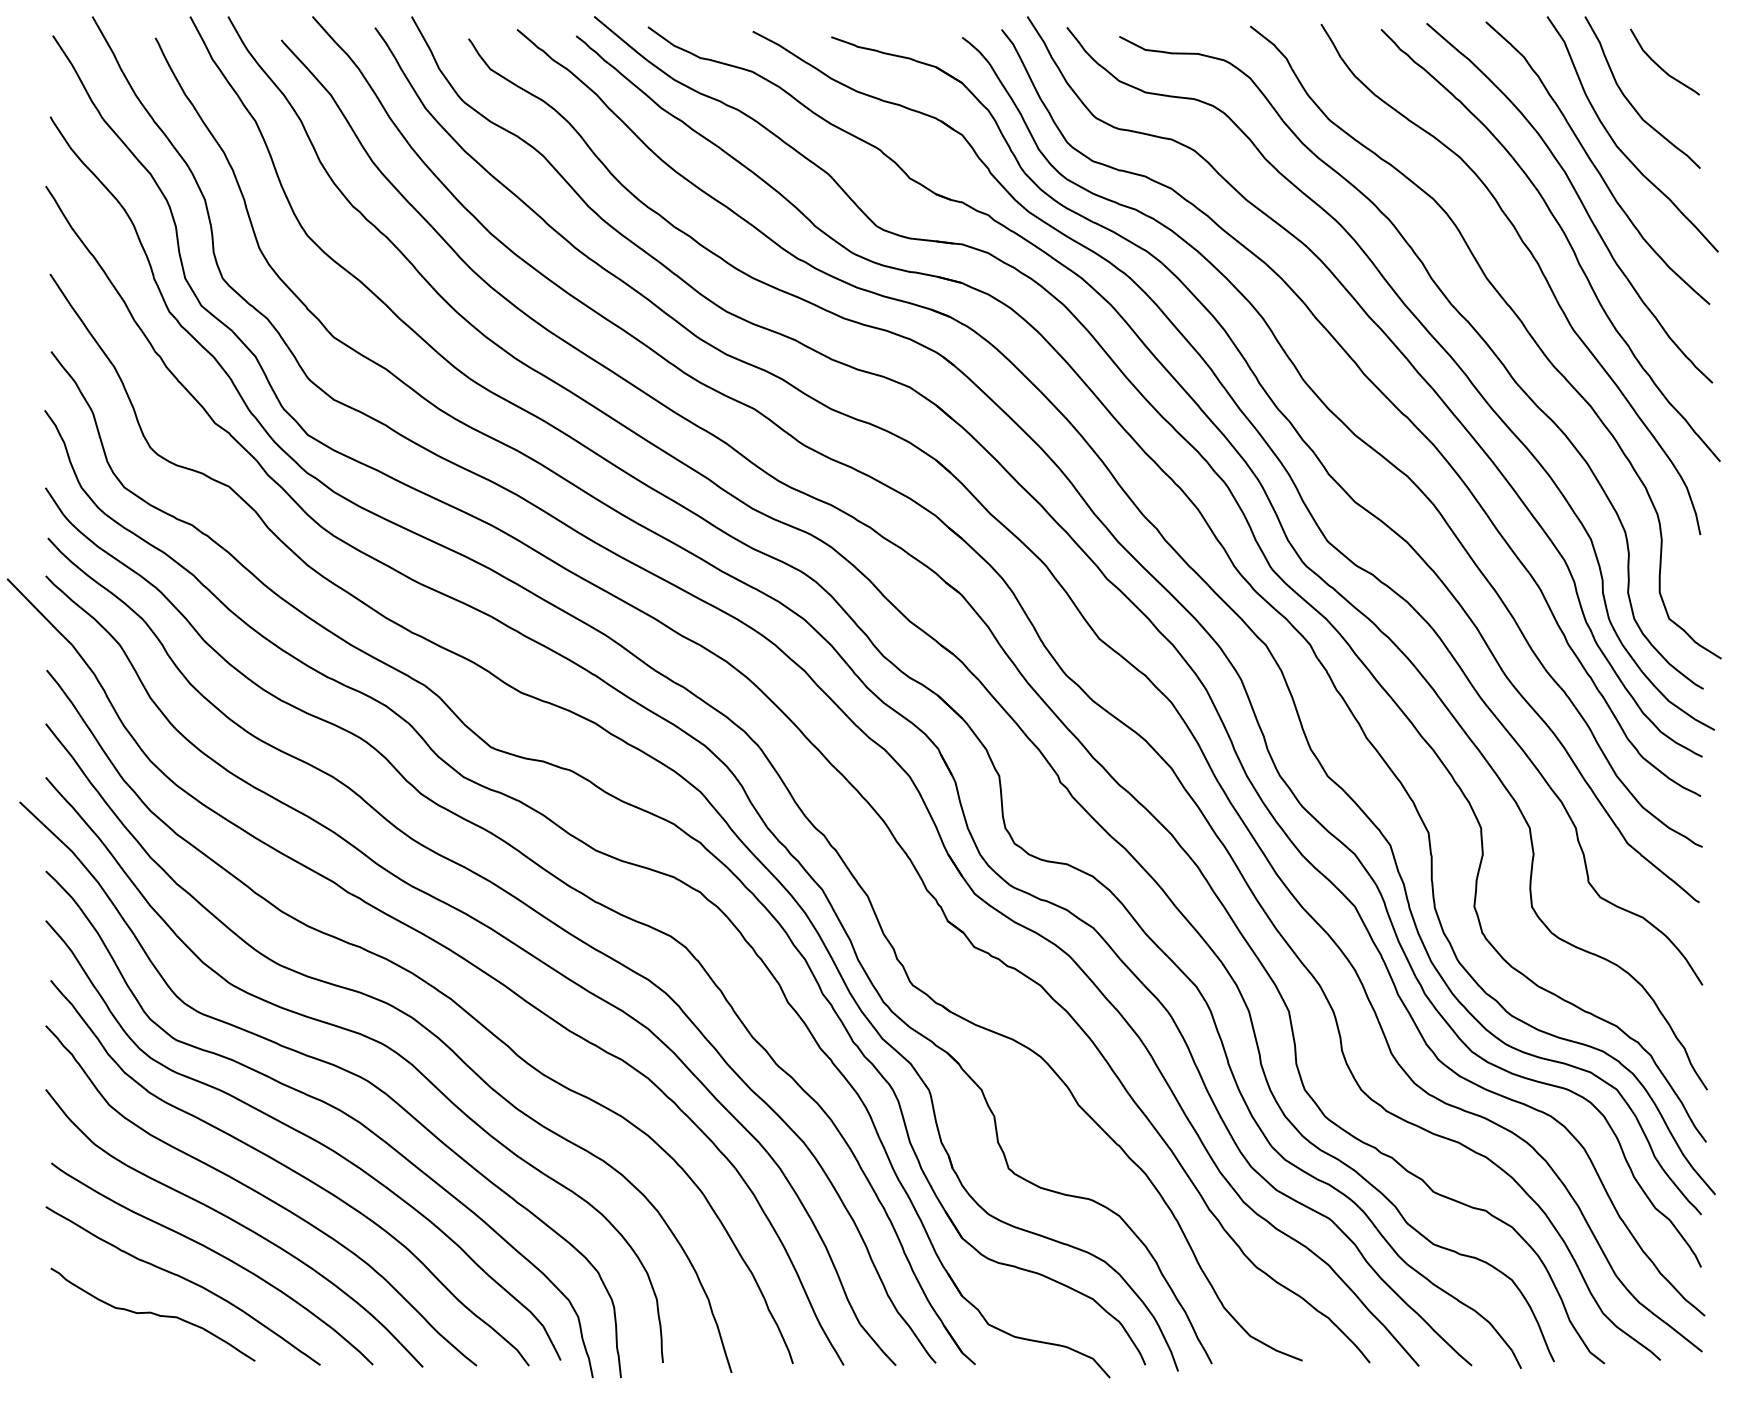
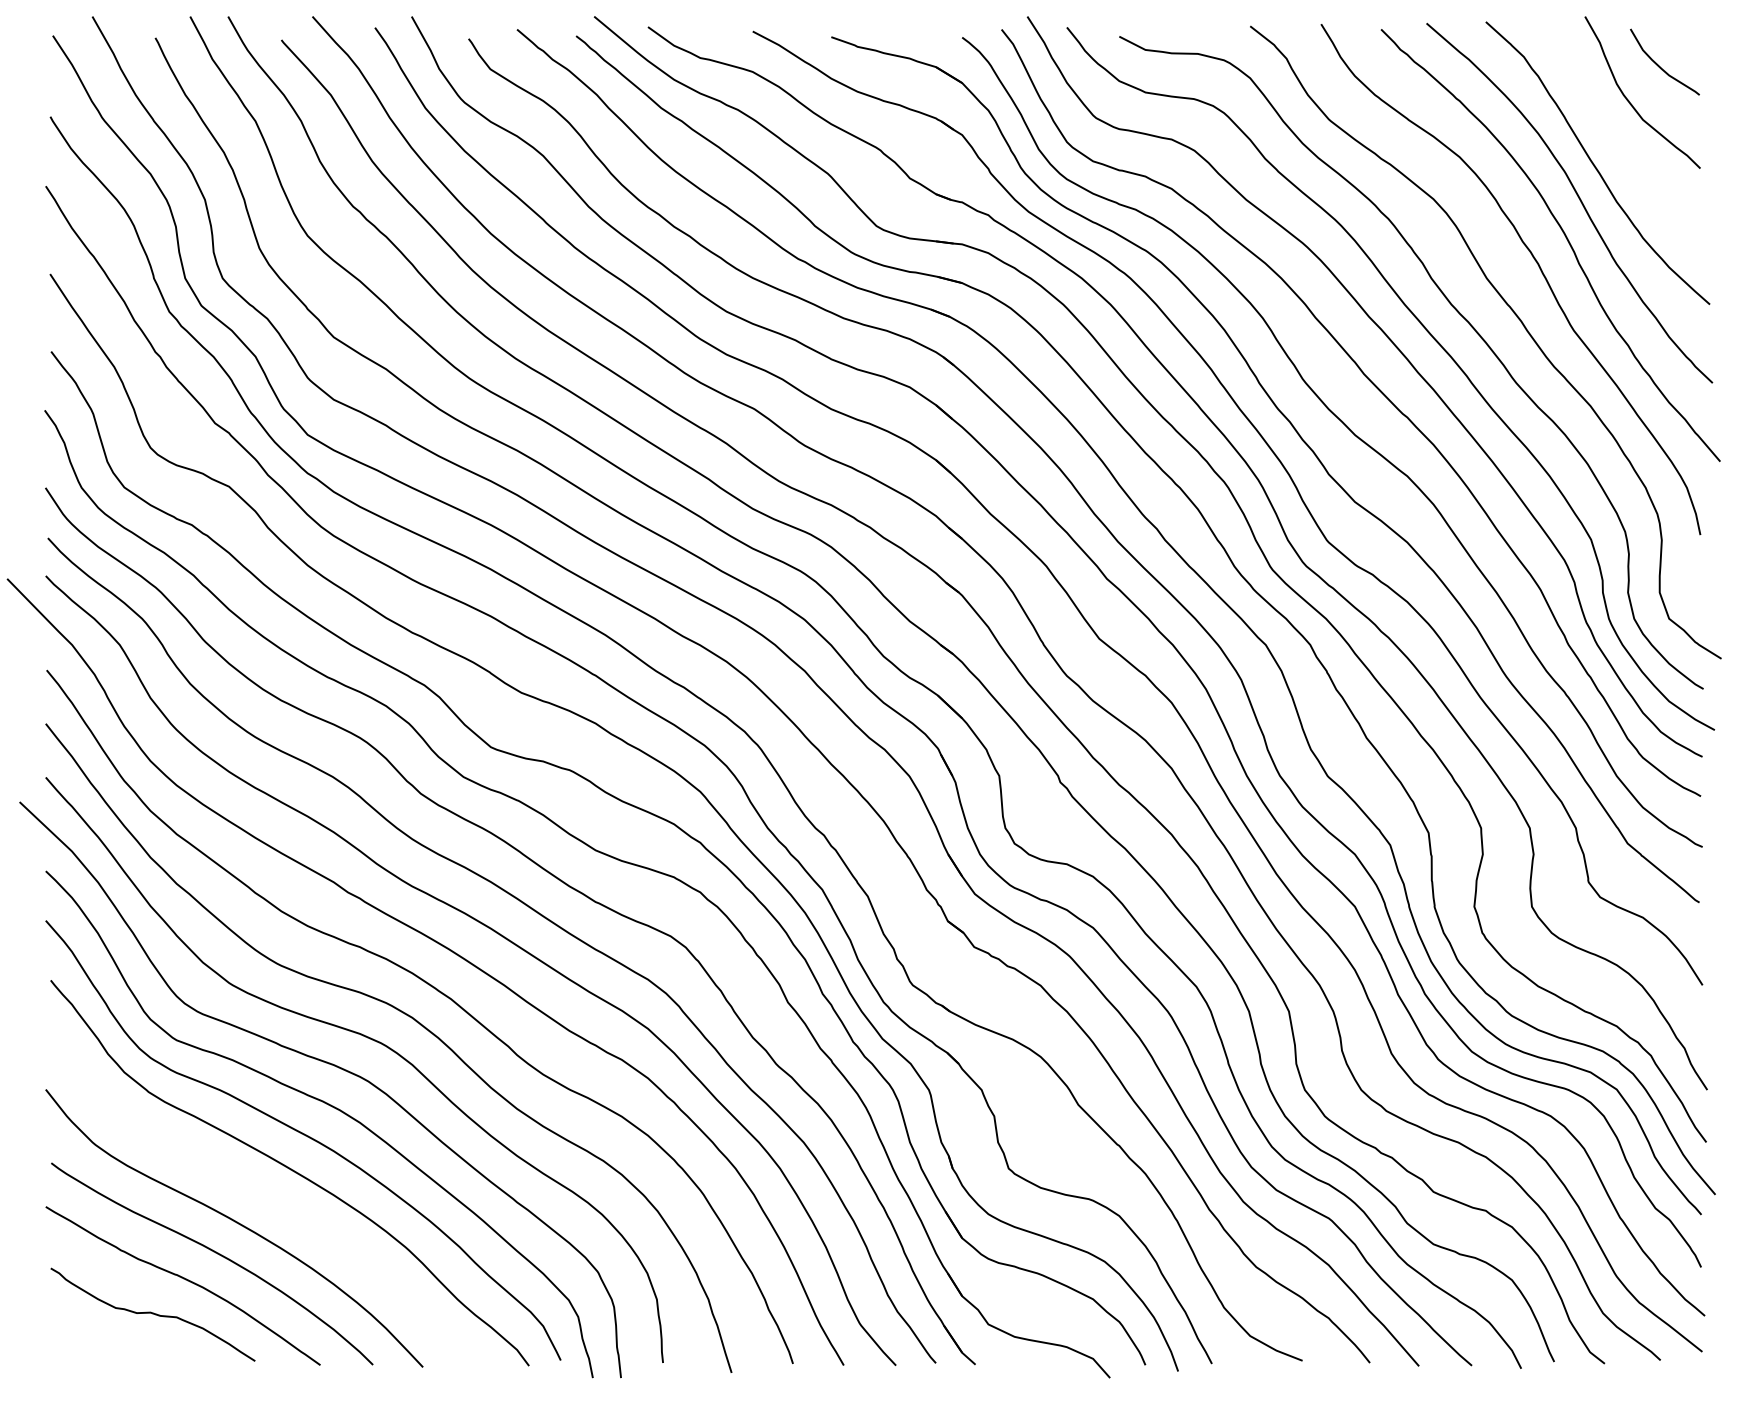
curve: present -> none (1616, 143)
curve: present -> none (261, 1195)
